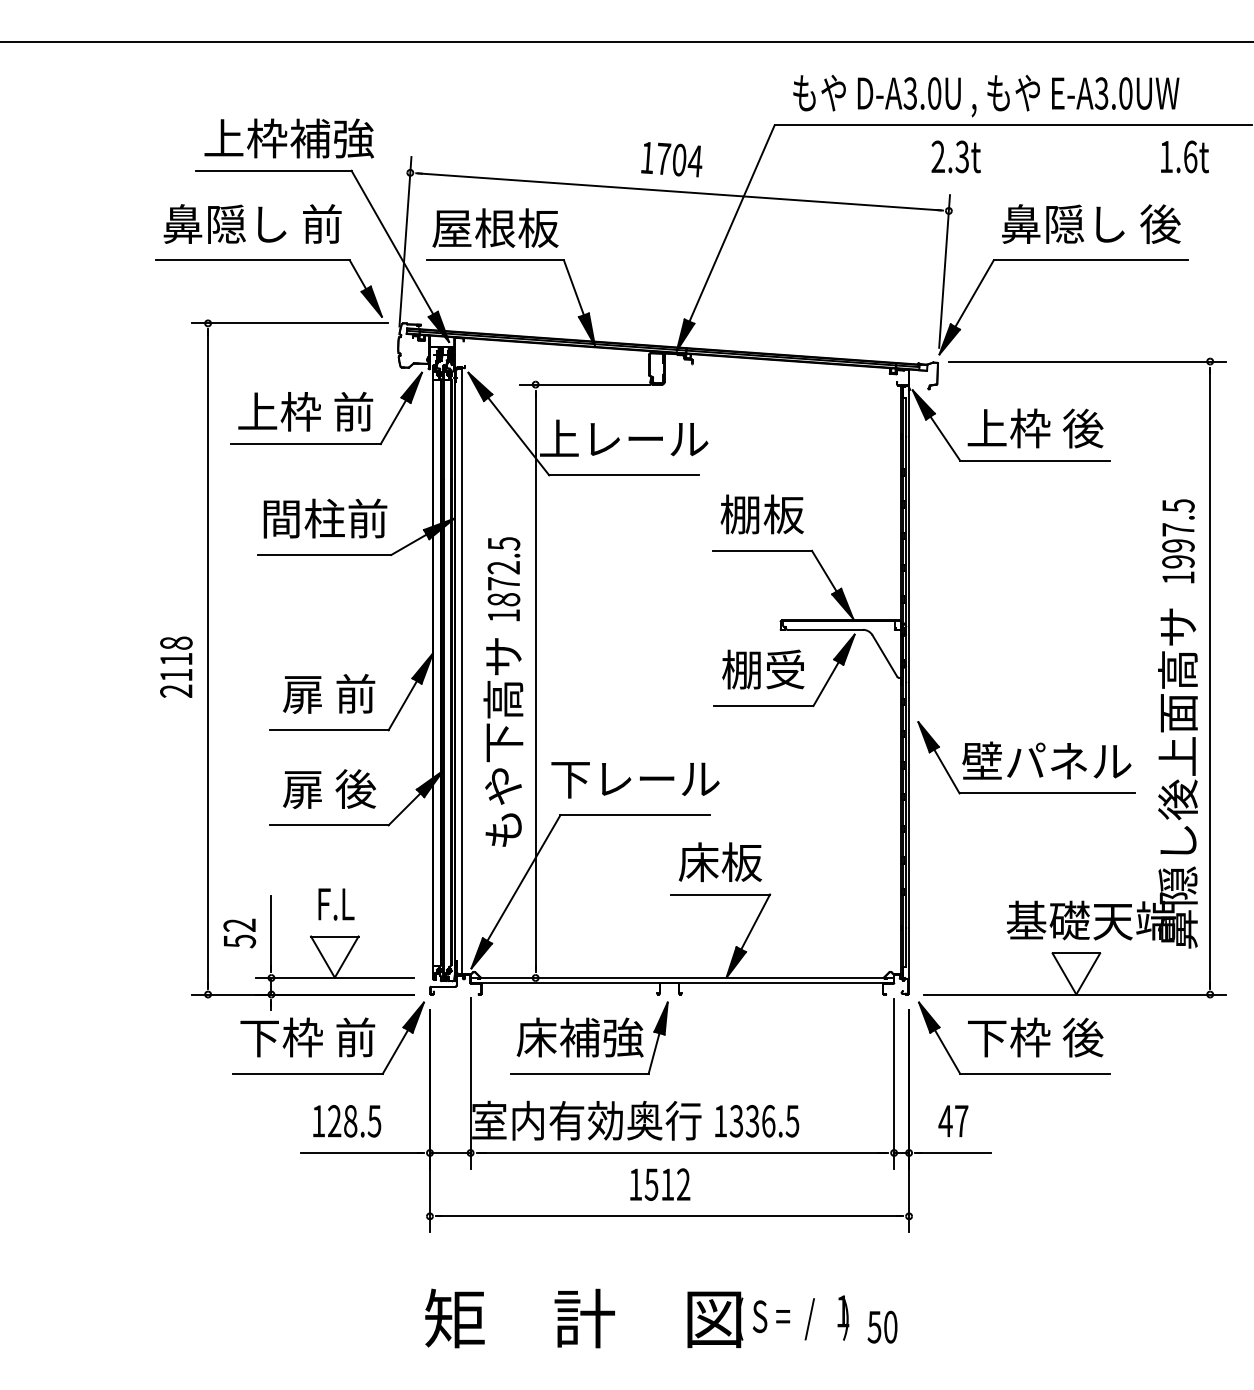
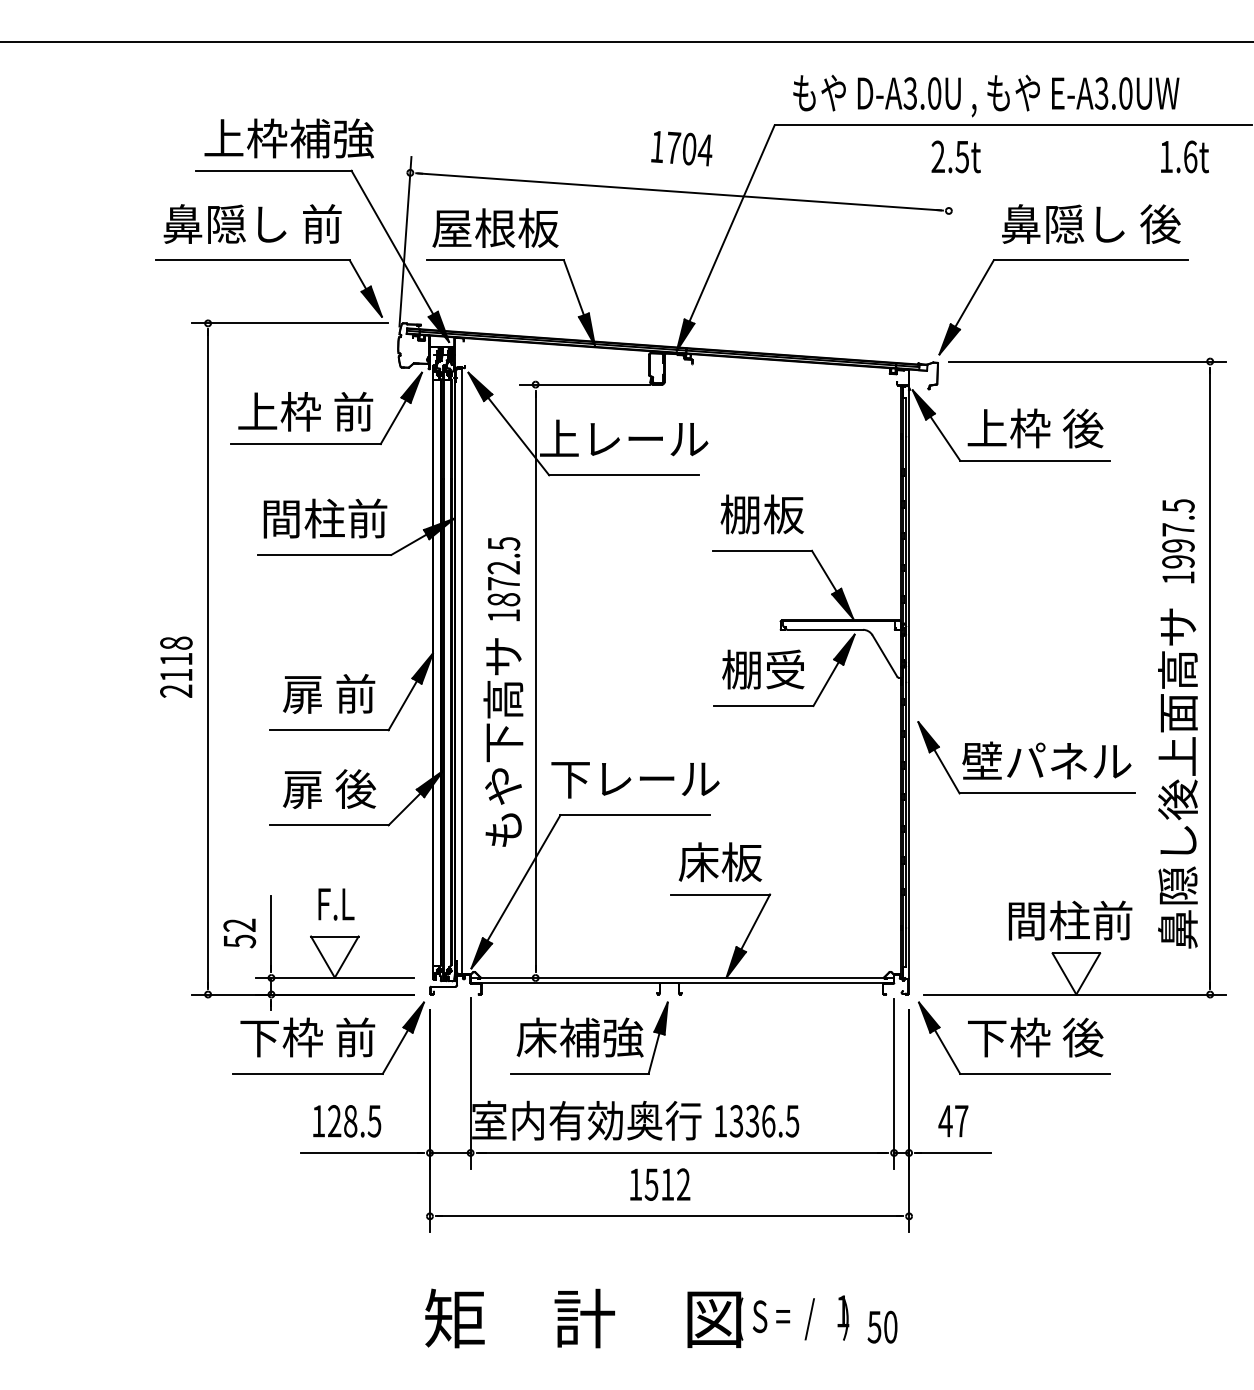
text: 2.3t -> 2.5t (961, 156)
text position: (671, 159) -> (681, 148) (681, 148)
line: present -> none (944, 271)
text: 基礎天端 -> 間柱前 (1090, 920)
